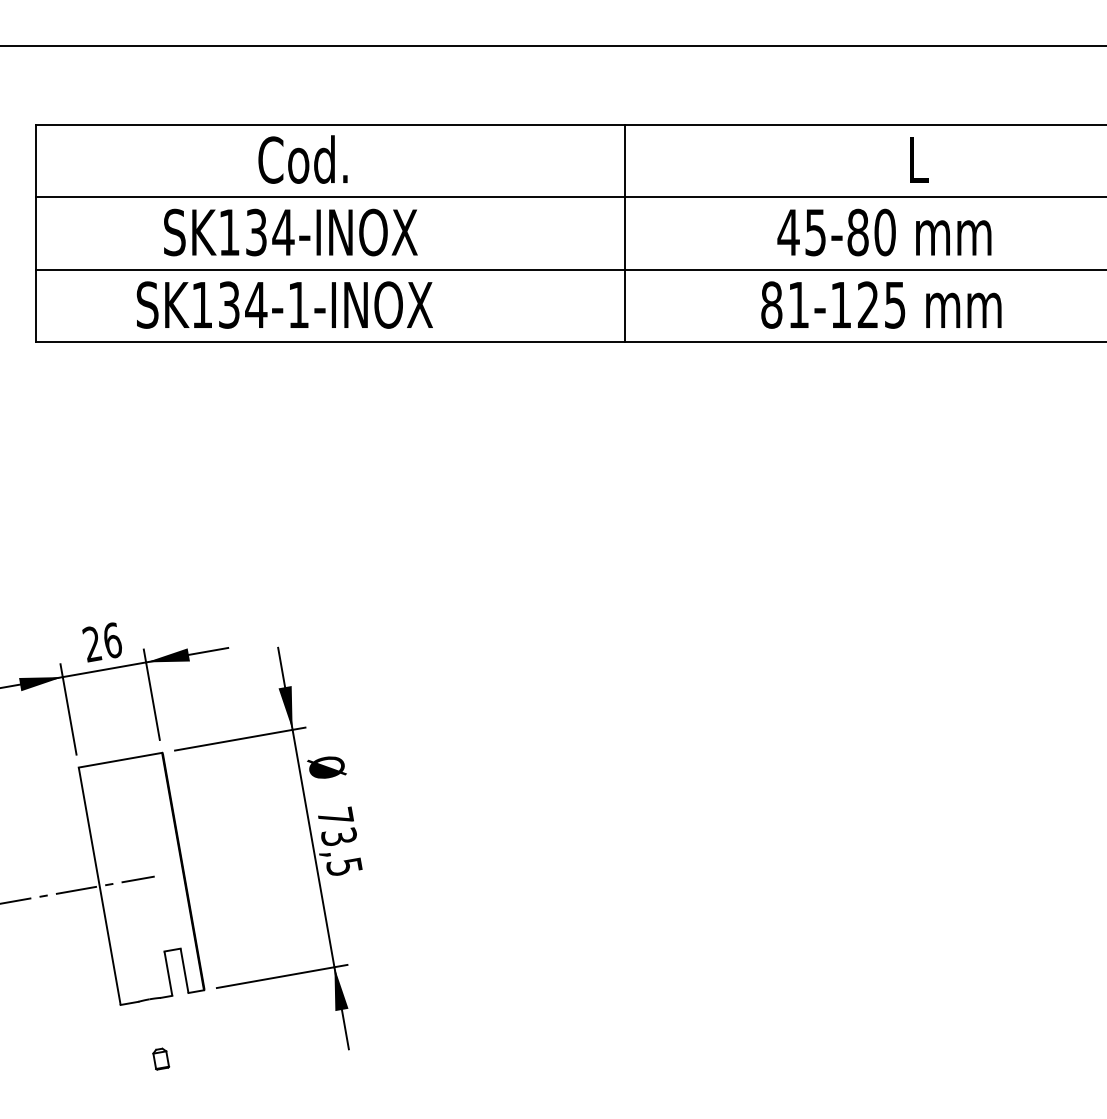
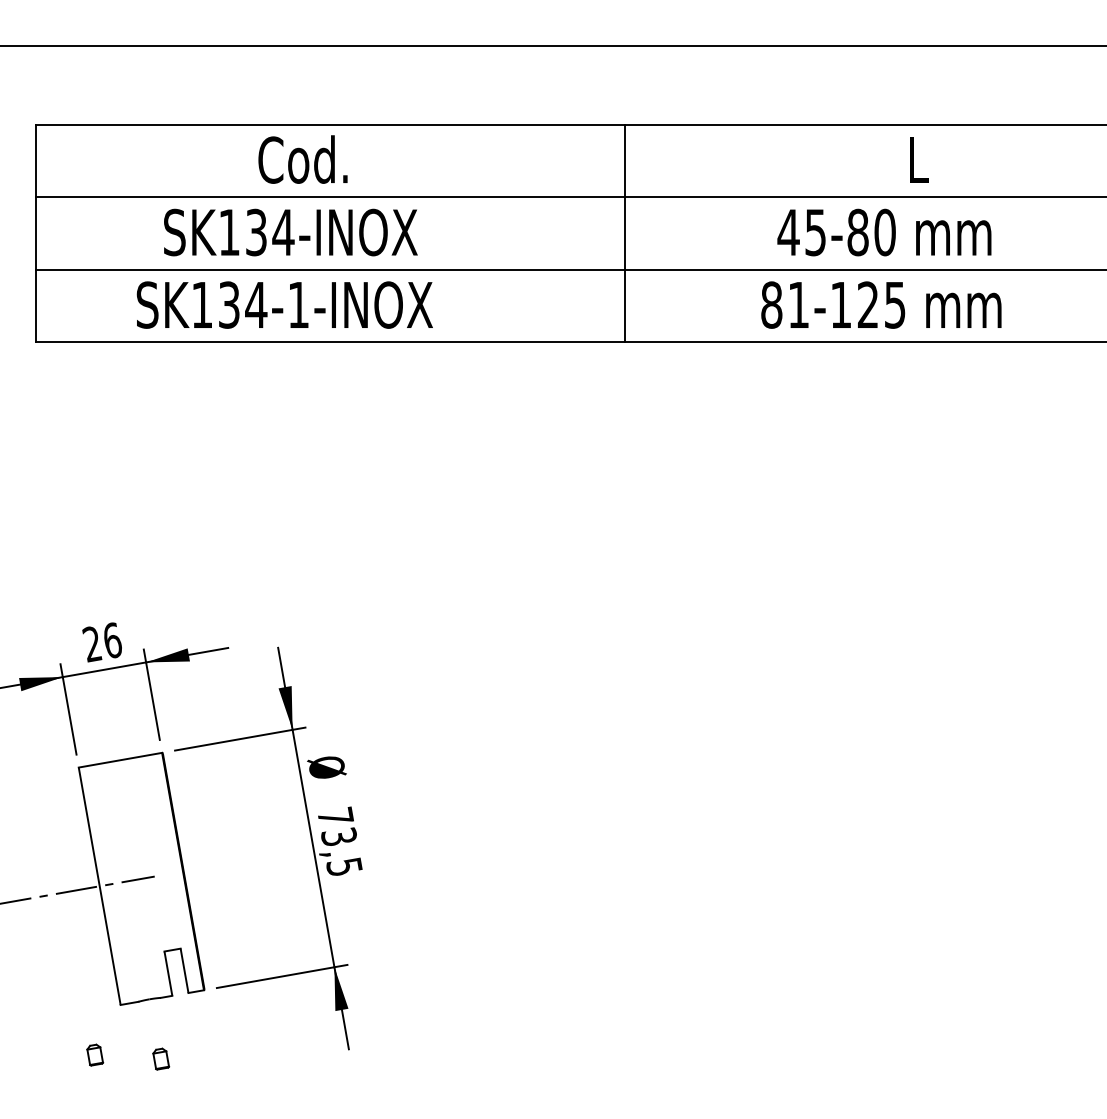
part: none -> present (95, 1054)
